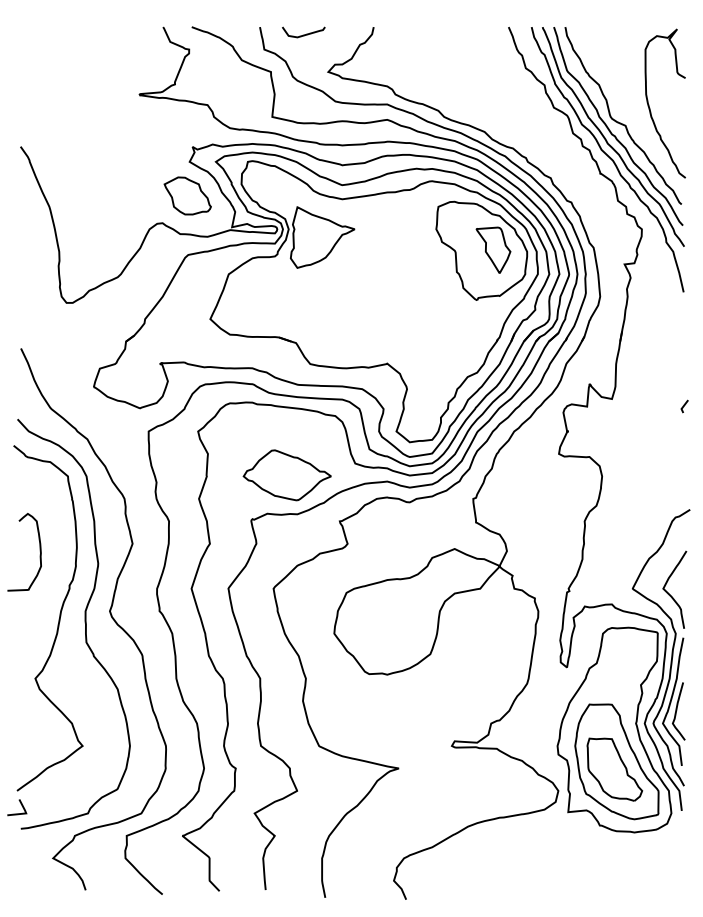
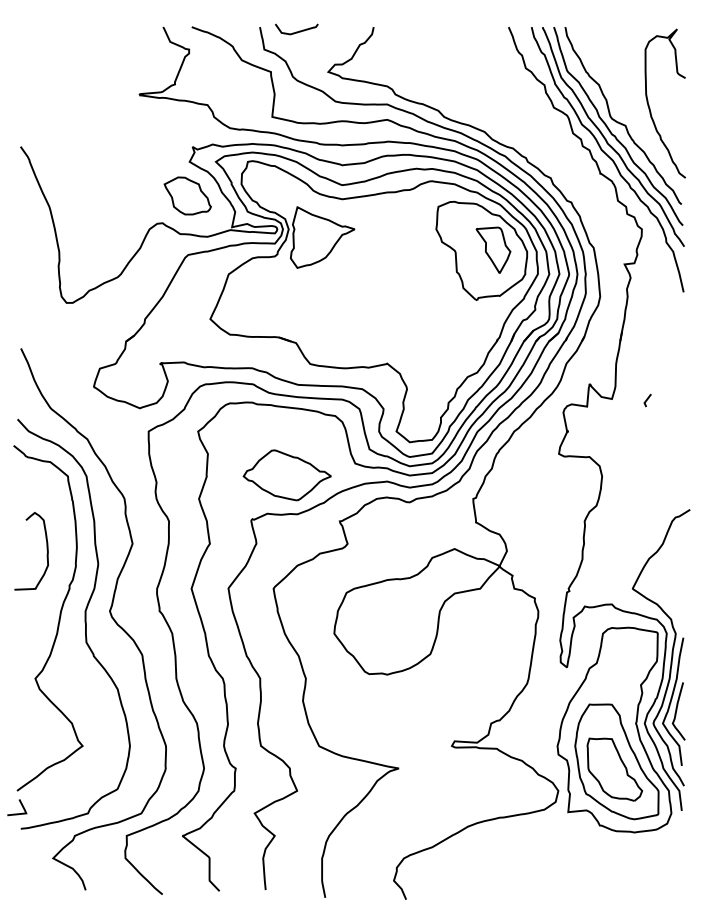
curve position: (303, 34) -> (296, 31) (296, 31)
line position: (684, 406) -> (647, 400) (647, 400)
curve position: (39, 551) -> (46, 550) (46, 550)
curve: present -> none (669, 593)
